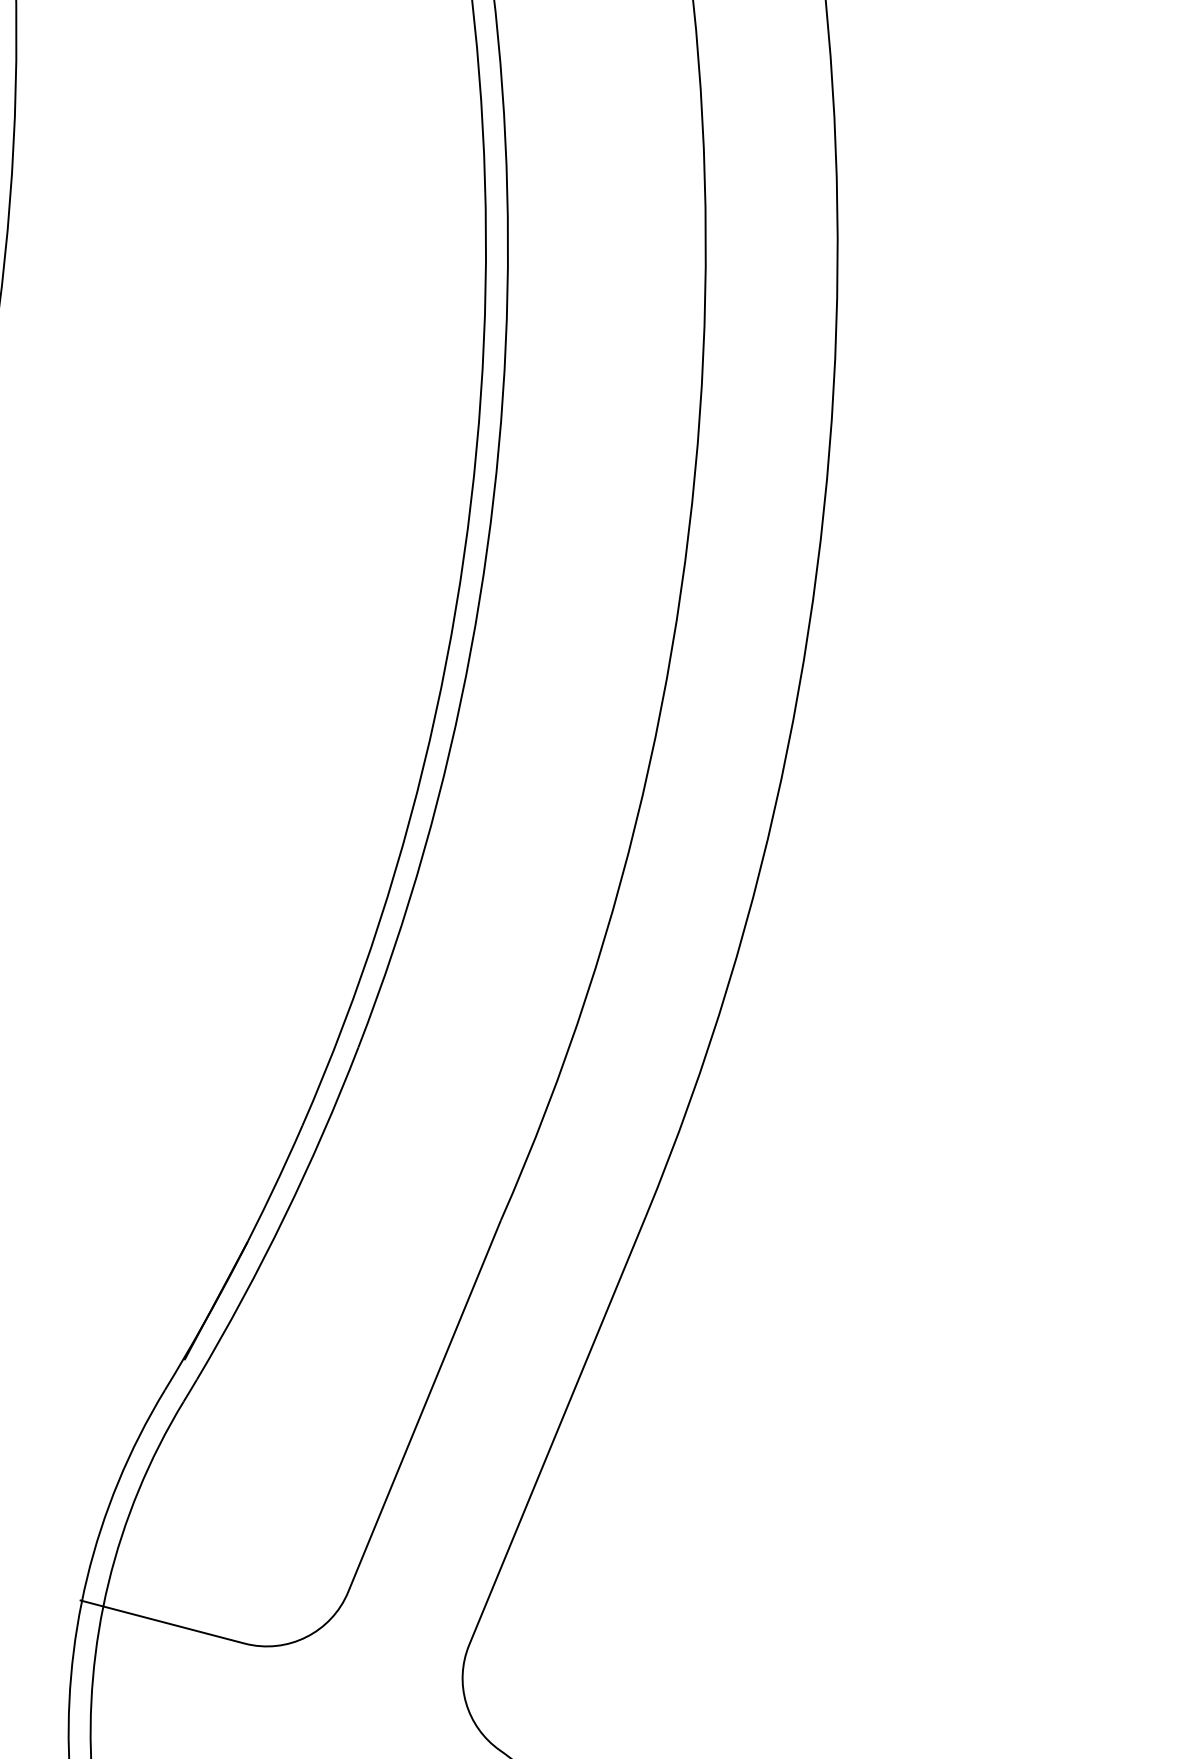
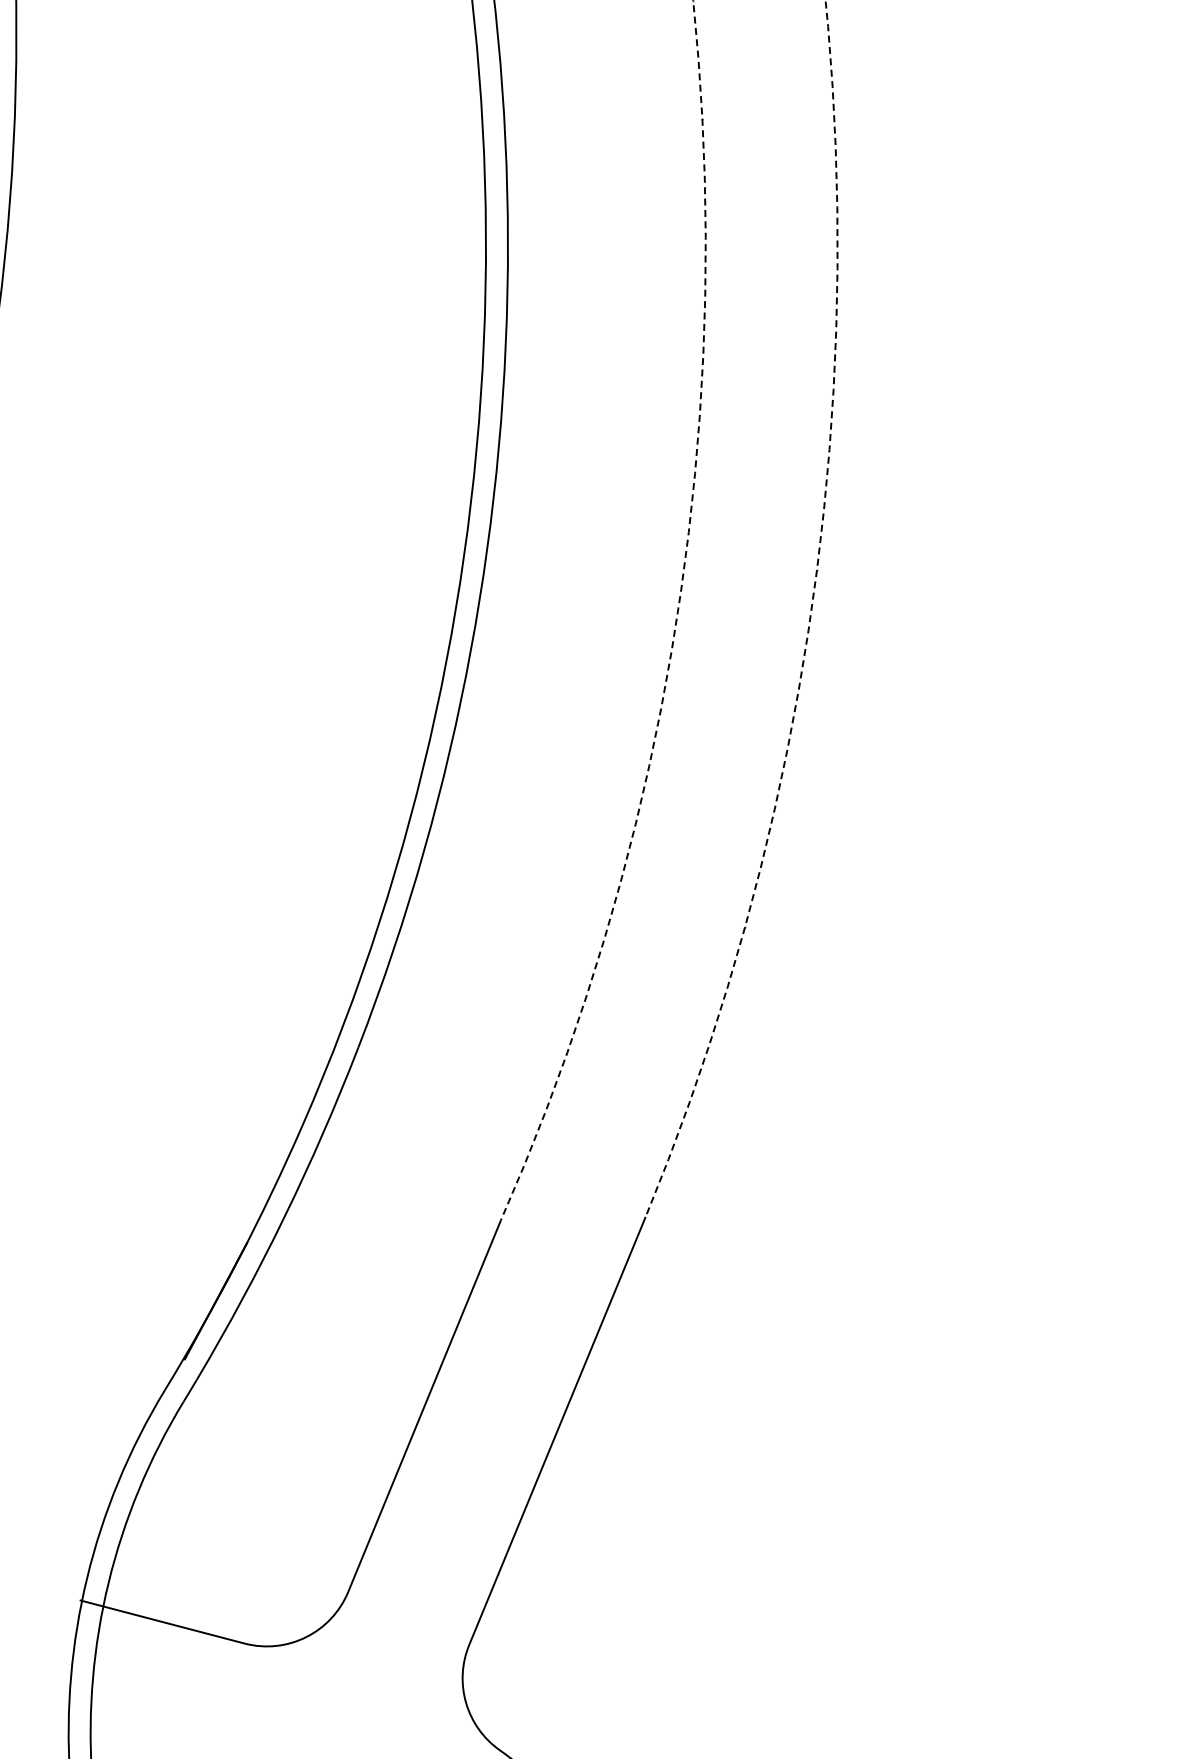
arc: solid -> dashed (809, 620)
arc: solid -> dashed (676, 621)
